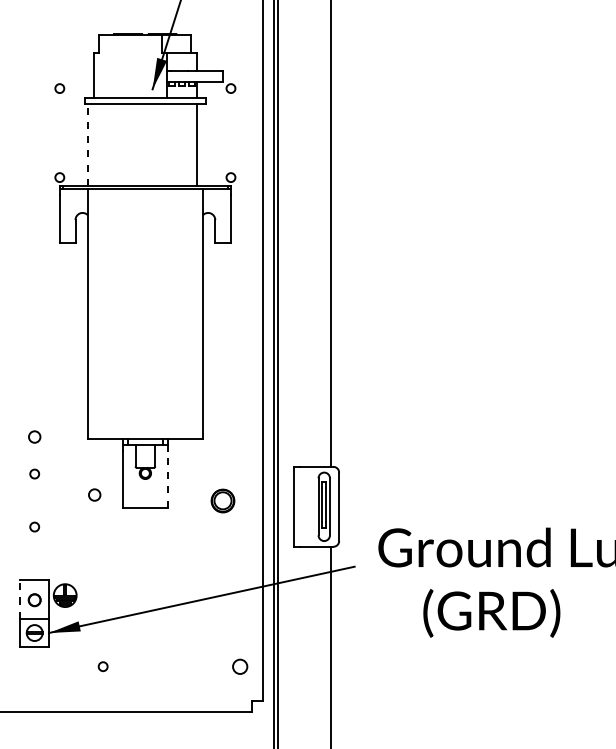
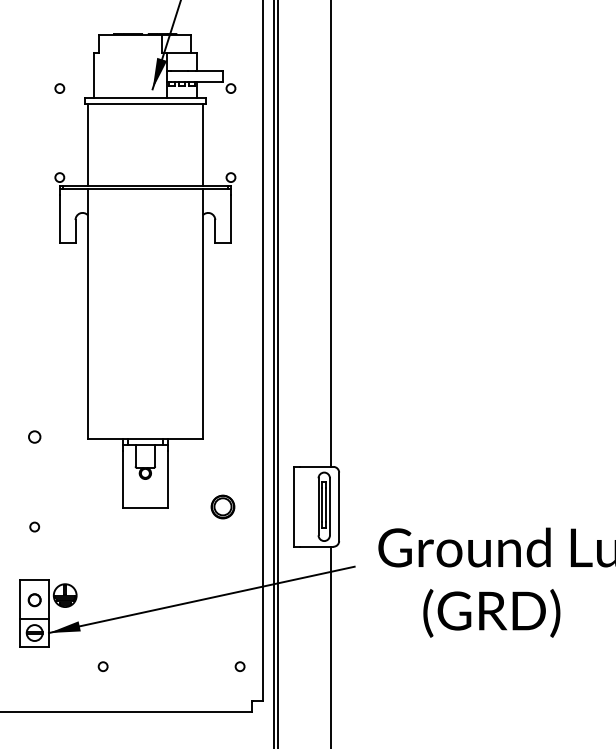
line: dashed -> solid (87, 144)
line position: (196, 144) -> (202, 144) (202, 144)
circle: present -> none (34, 473)
line: dashed -> solid (168, 479)
circle: present -> none (94, 494)
part position: (222, 500) -> (222, 506) (222, 506)
line: dashed -> solid (20, 599)
circle size: 17x17 px -> 12x11 px (239, 666)
